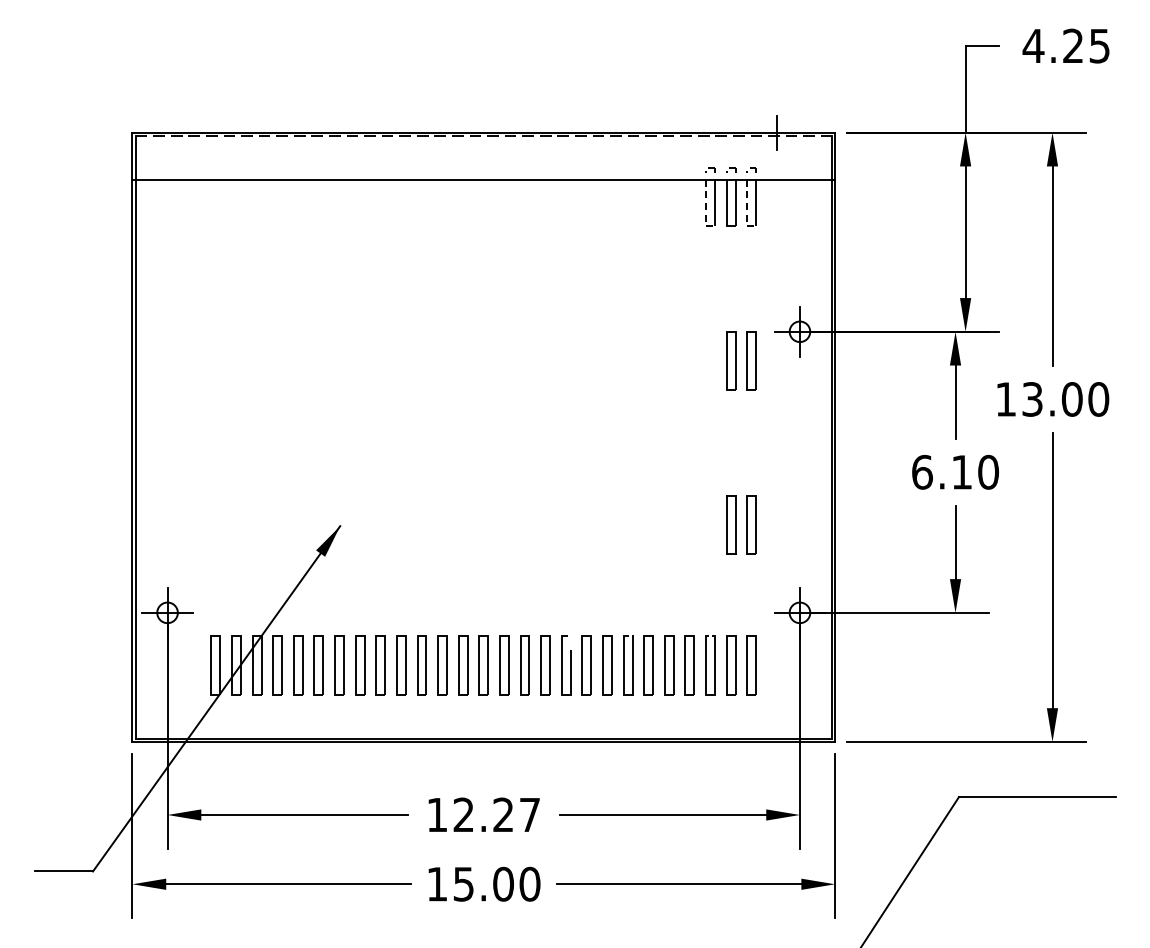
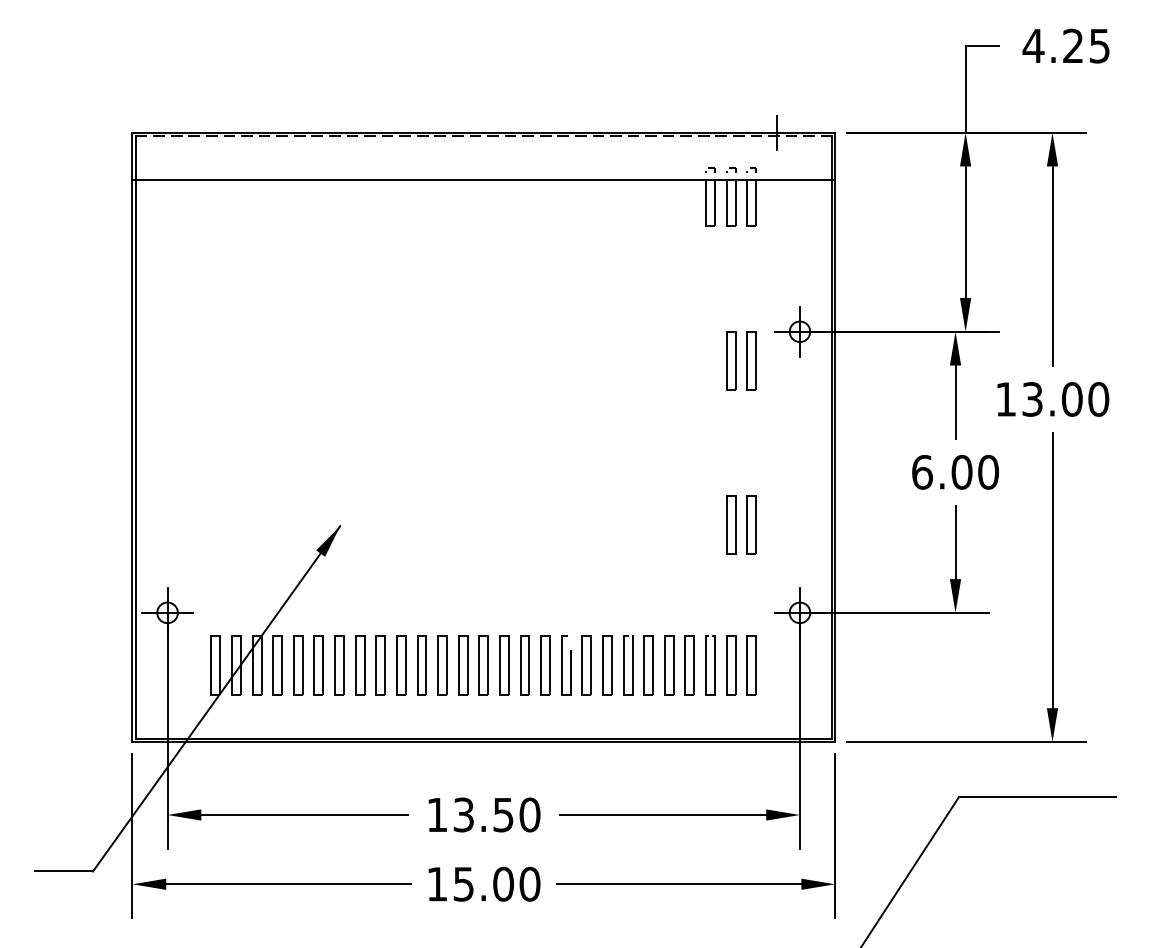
line: dashed -> solid (706, 208)
line: dashed -> solid (747, 208)
text: 6.10 -> 6.00 (961, 471)
text: 12.27 -> 13.50 (496, 814)
